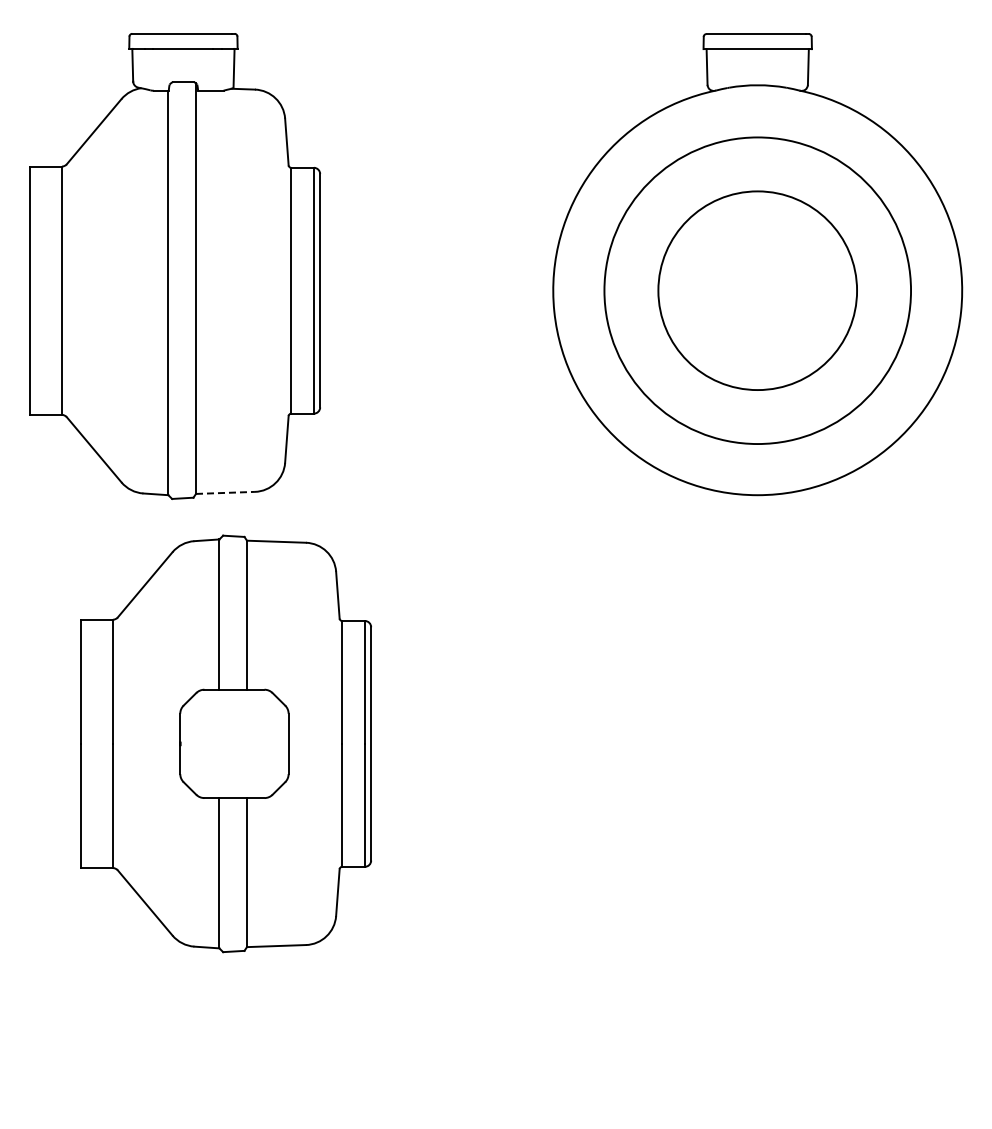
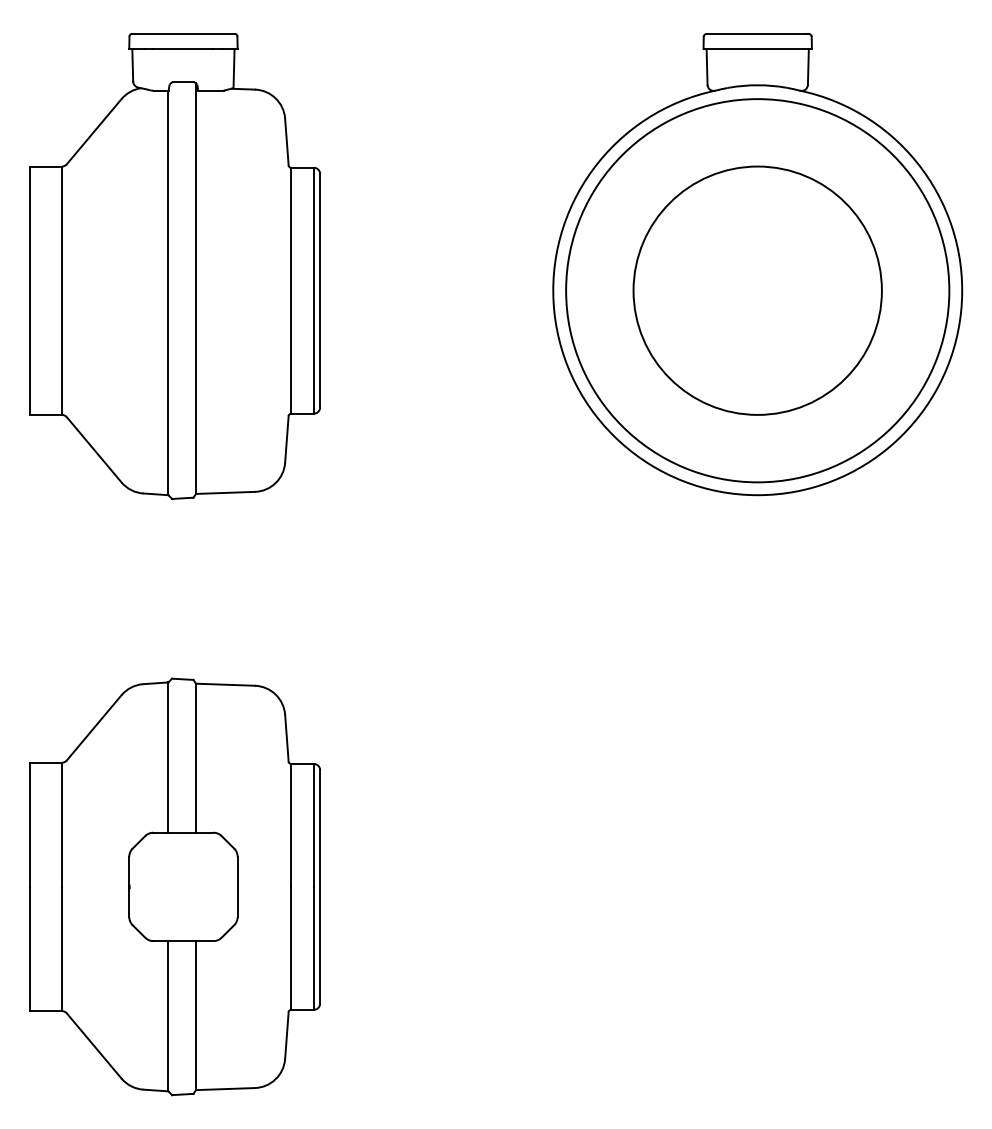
circle diameter: 199 px -> 248 px (757, 290)
circle diameter: 307 px -> 383 px (757, 290)
line: dashed -> solid (225, 492)
part position: (225, 743) -> (174, 886) (174, 886)
